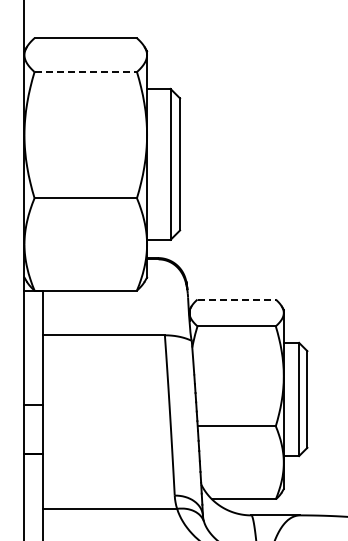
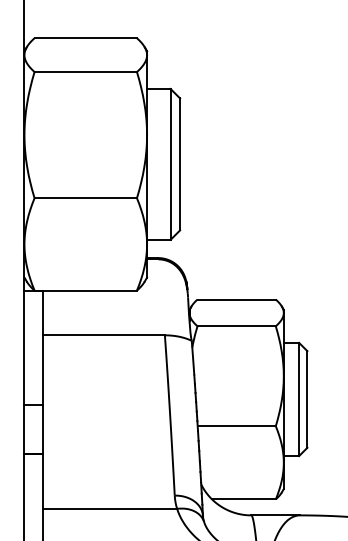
line: dashed -> solid (86, 72)
line: dashed -> solid (237, 299)
